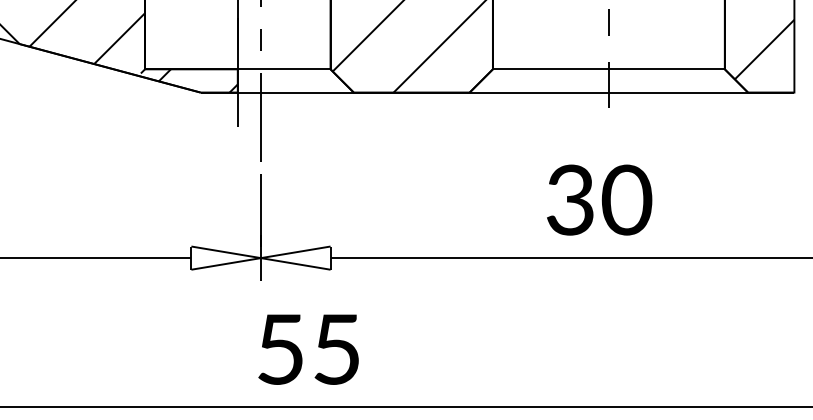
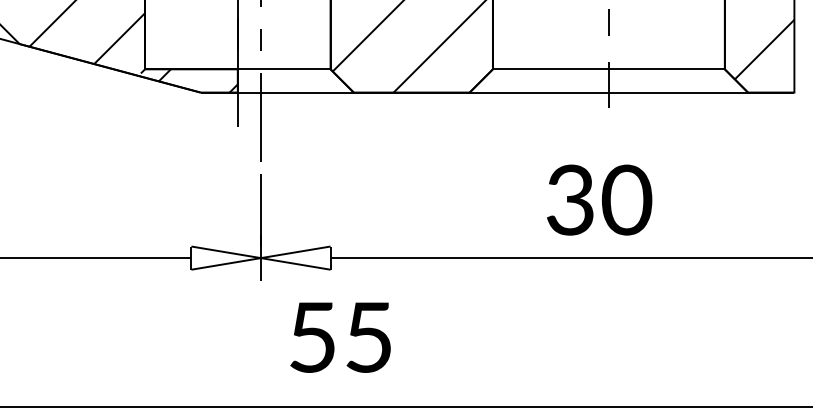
text position: (308, 349) -> (340, 337) (340, 337)
